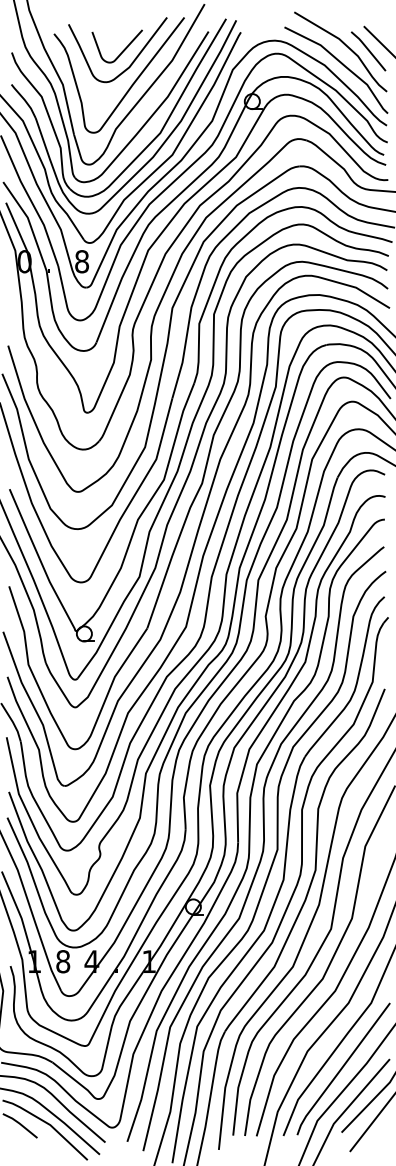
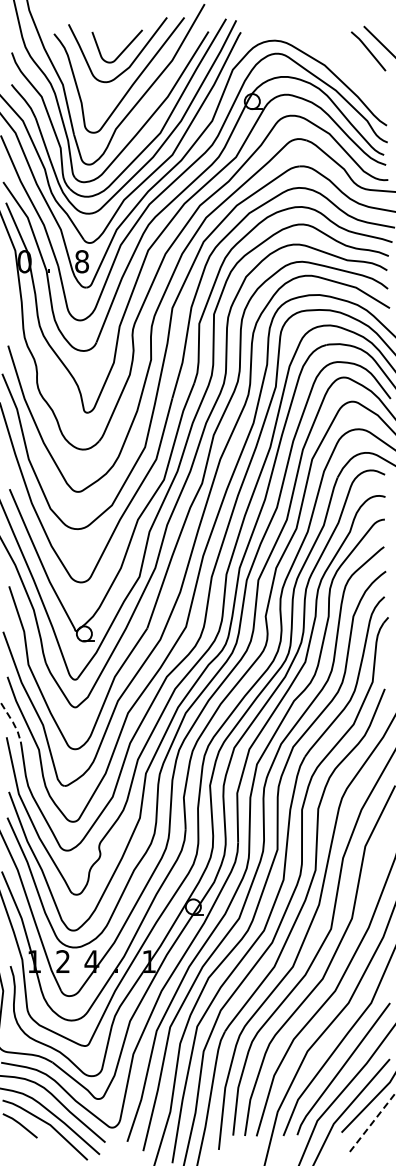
part: present -> none (336, 62)
line: solid -> dashed (12, 722)
text: 8 -> 2 (63, 961)
line: solid -> dashed (373, 1122)
